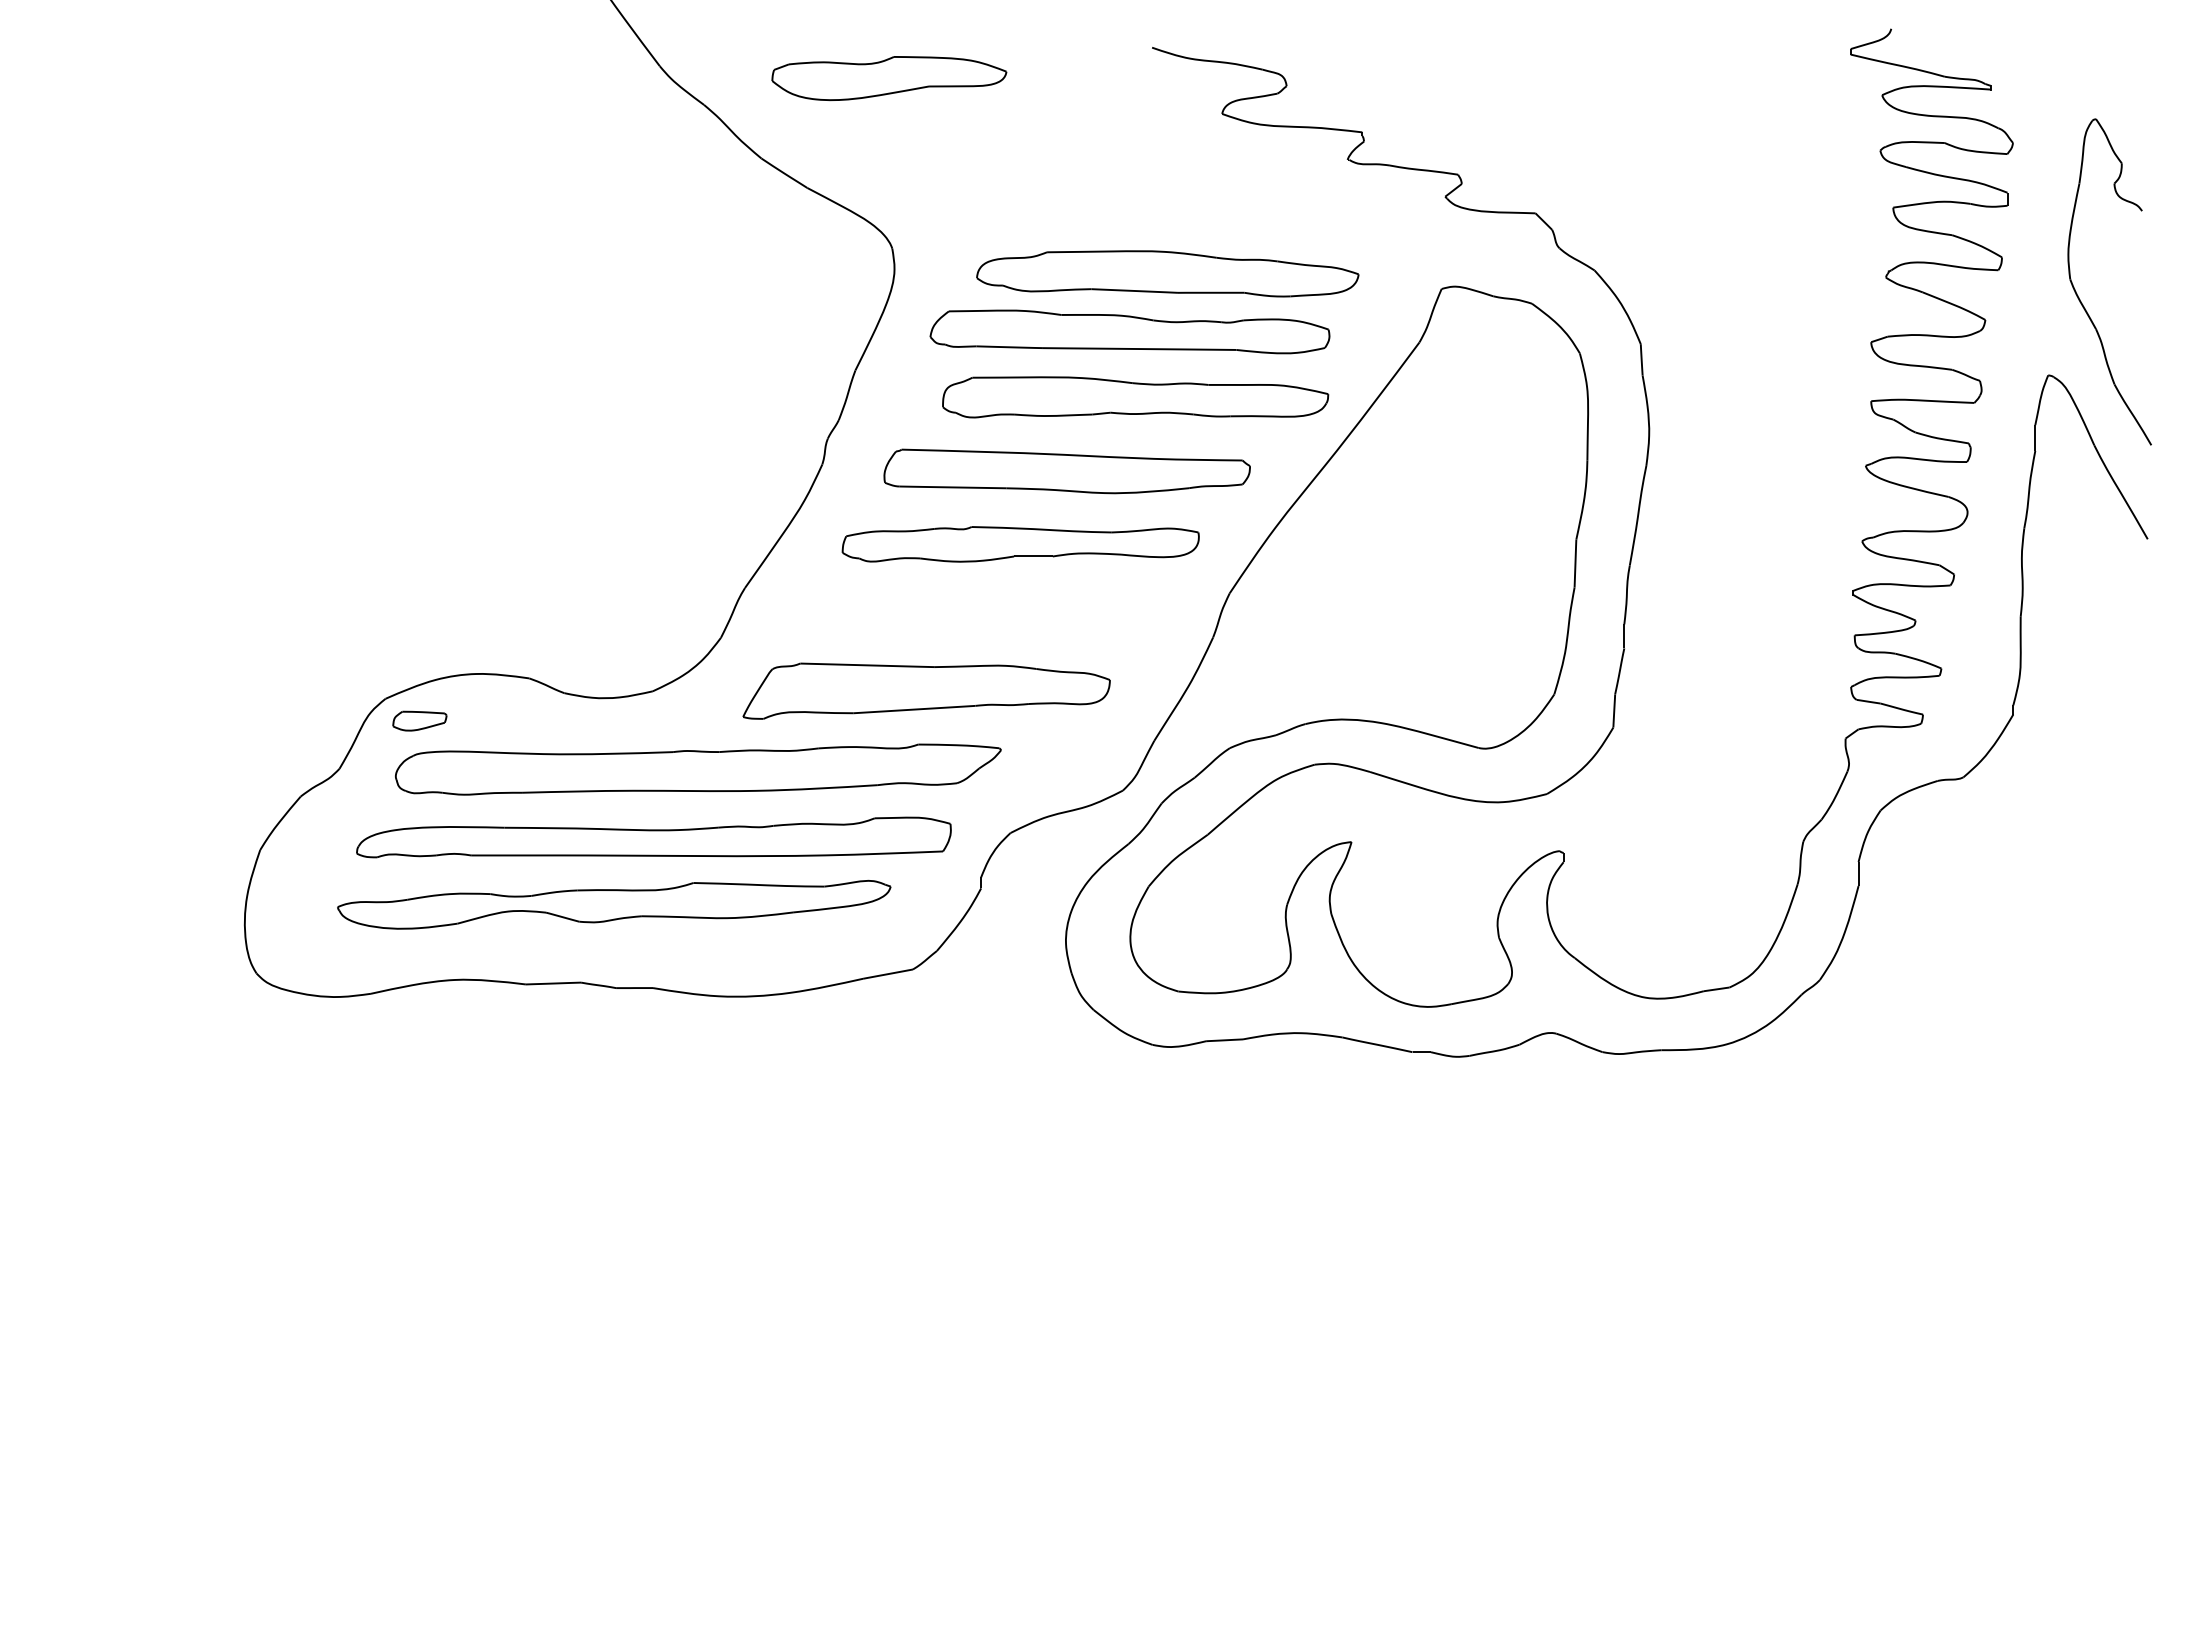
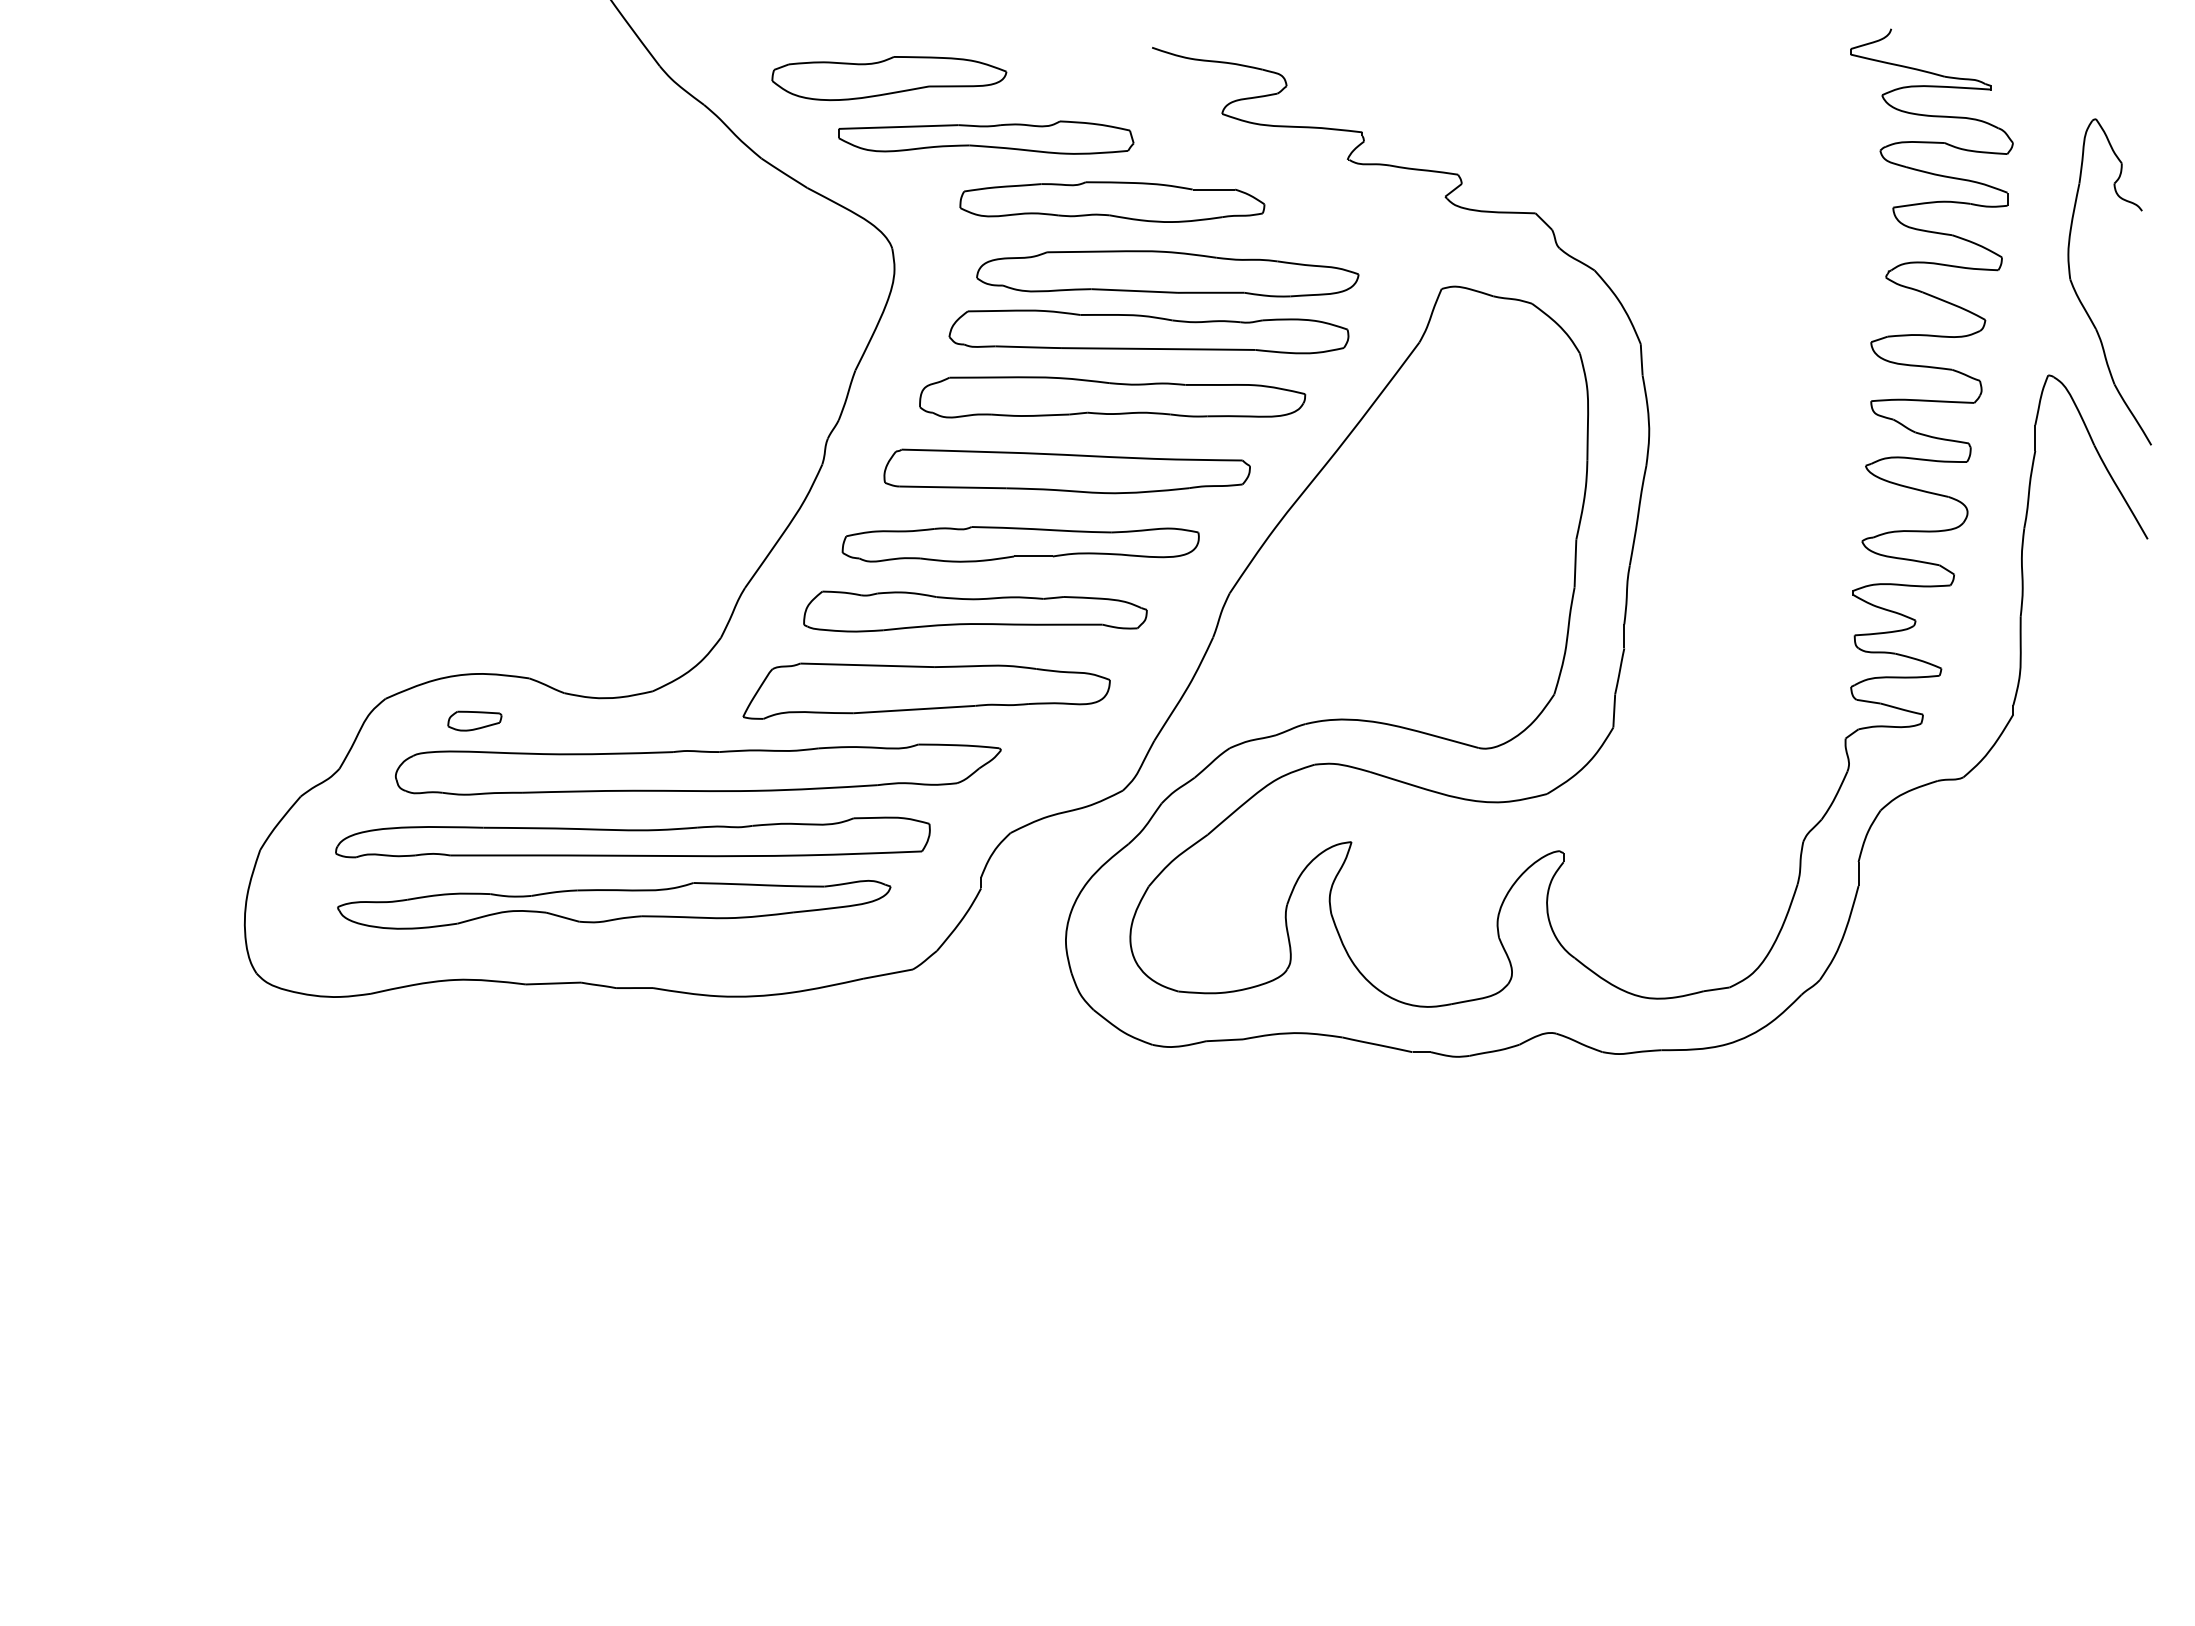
part: none -> present (986, 137)
part: none -> present (1112, 201)
part position: (1129, 331) -> (1148, 331) (1148, 331)
part position: (1135, 397) -> (1112, 397) (1112, 397)
part: none -> present (975, 611)
part position: (419, 720) -> (474, 720) (474, 720)
part position: (653, 837) -> (632, 837) (632, 837)
